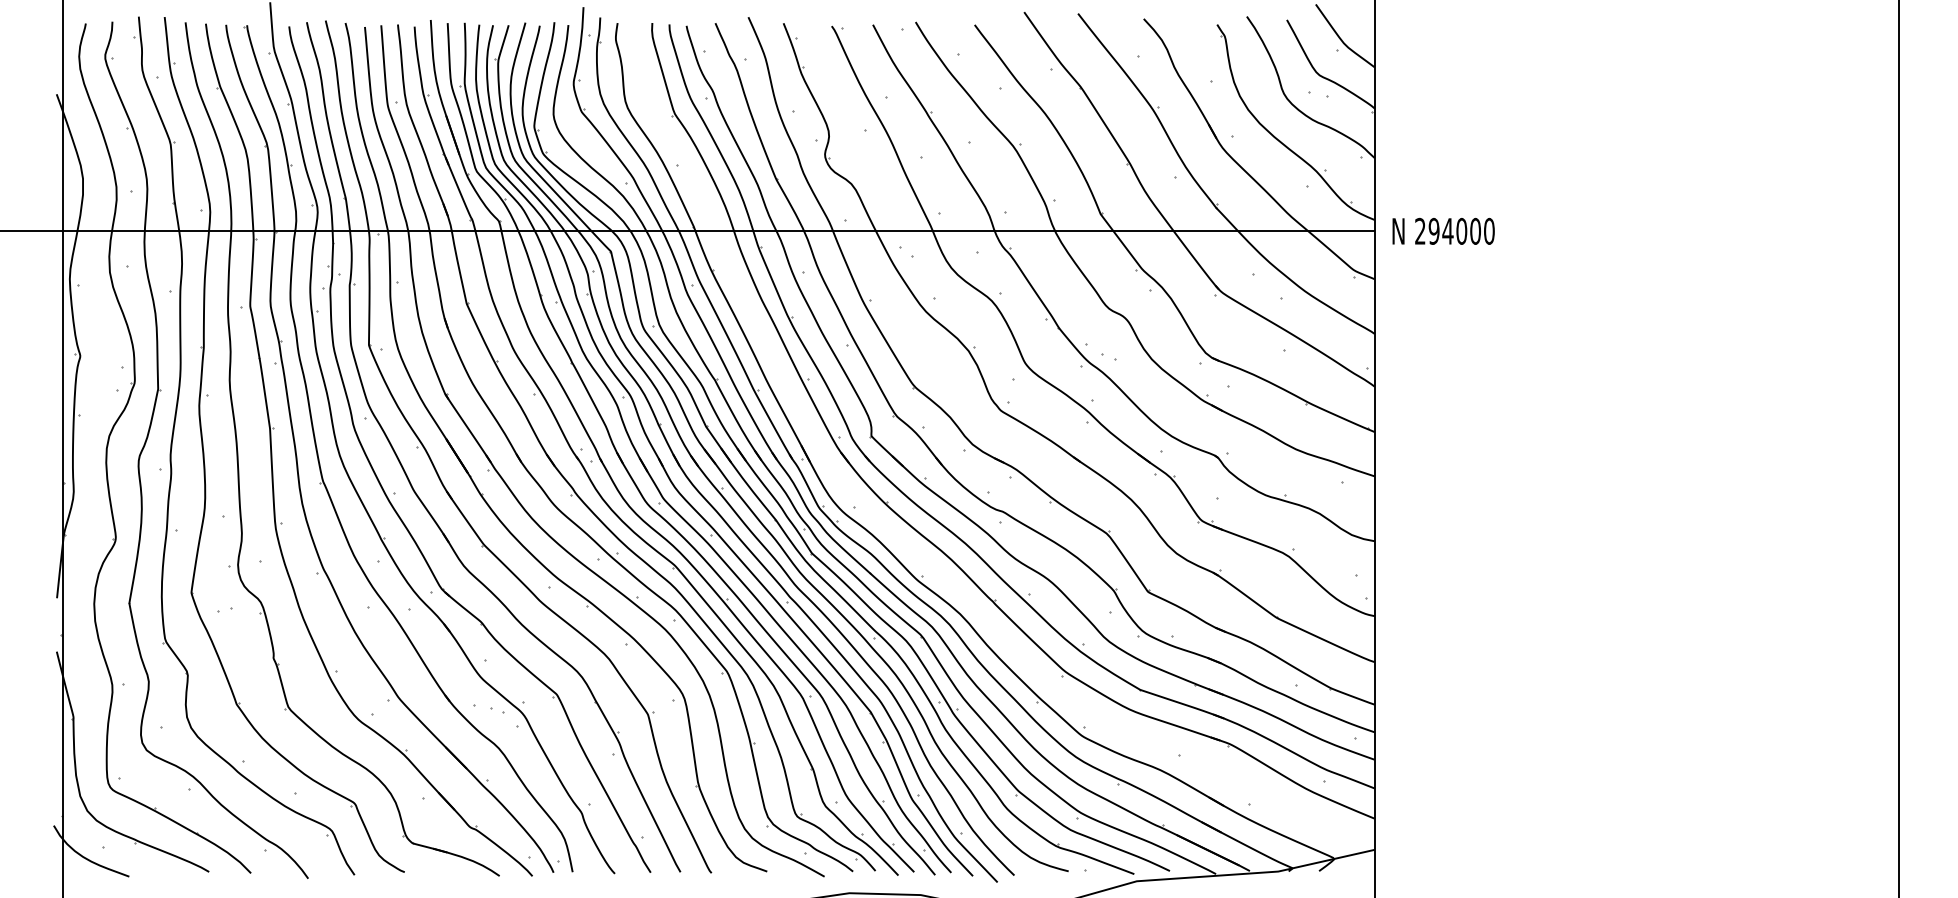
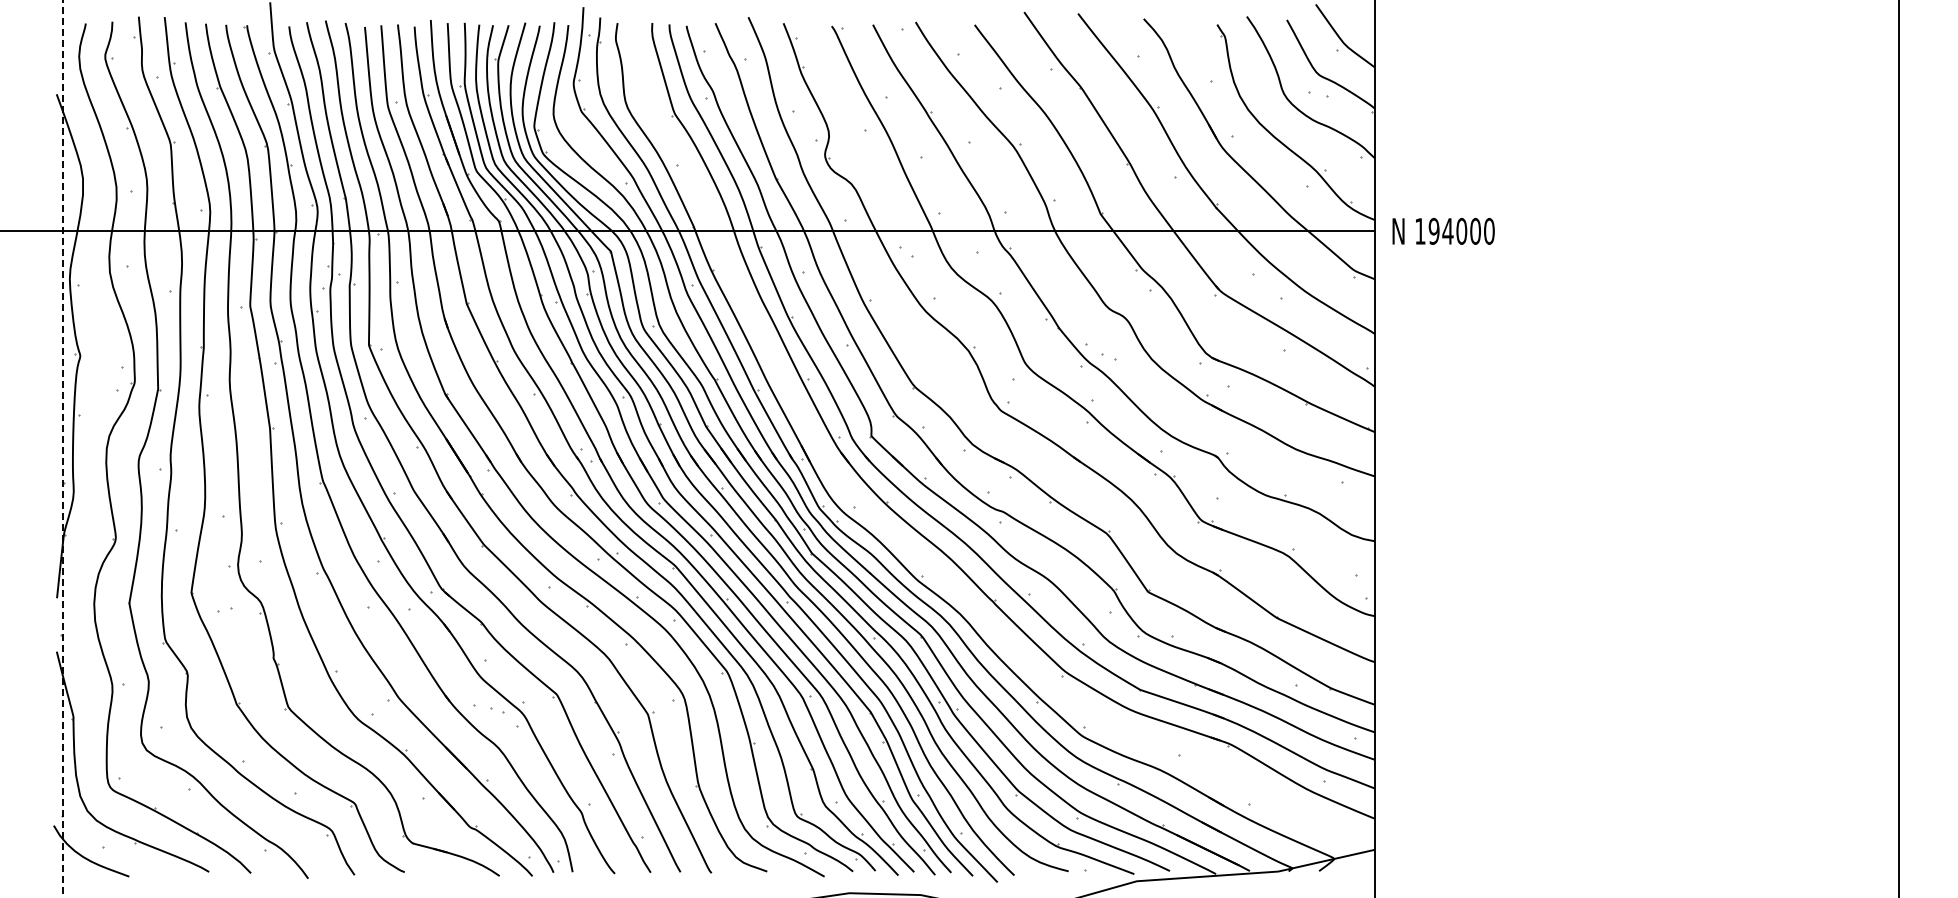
text: 294000 -> 194000 (1420, 230)
line: solid -> dashed (63, 449)
